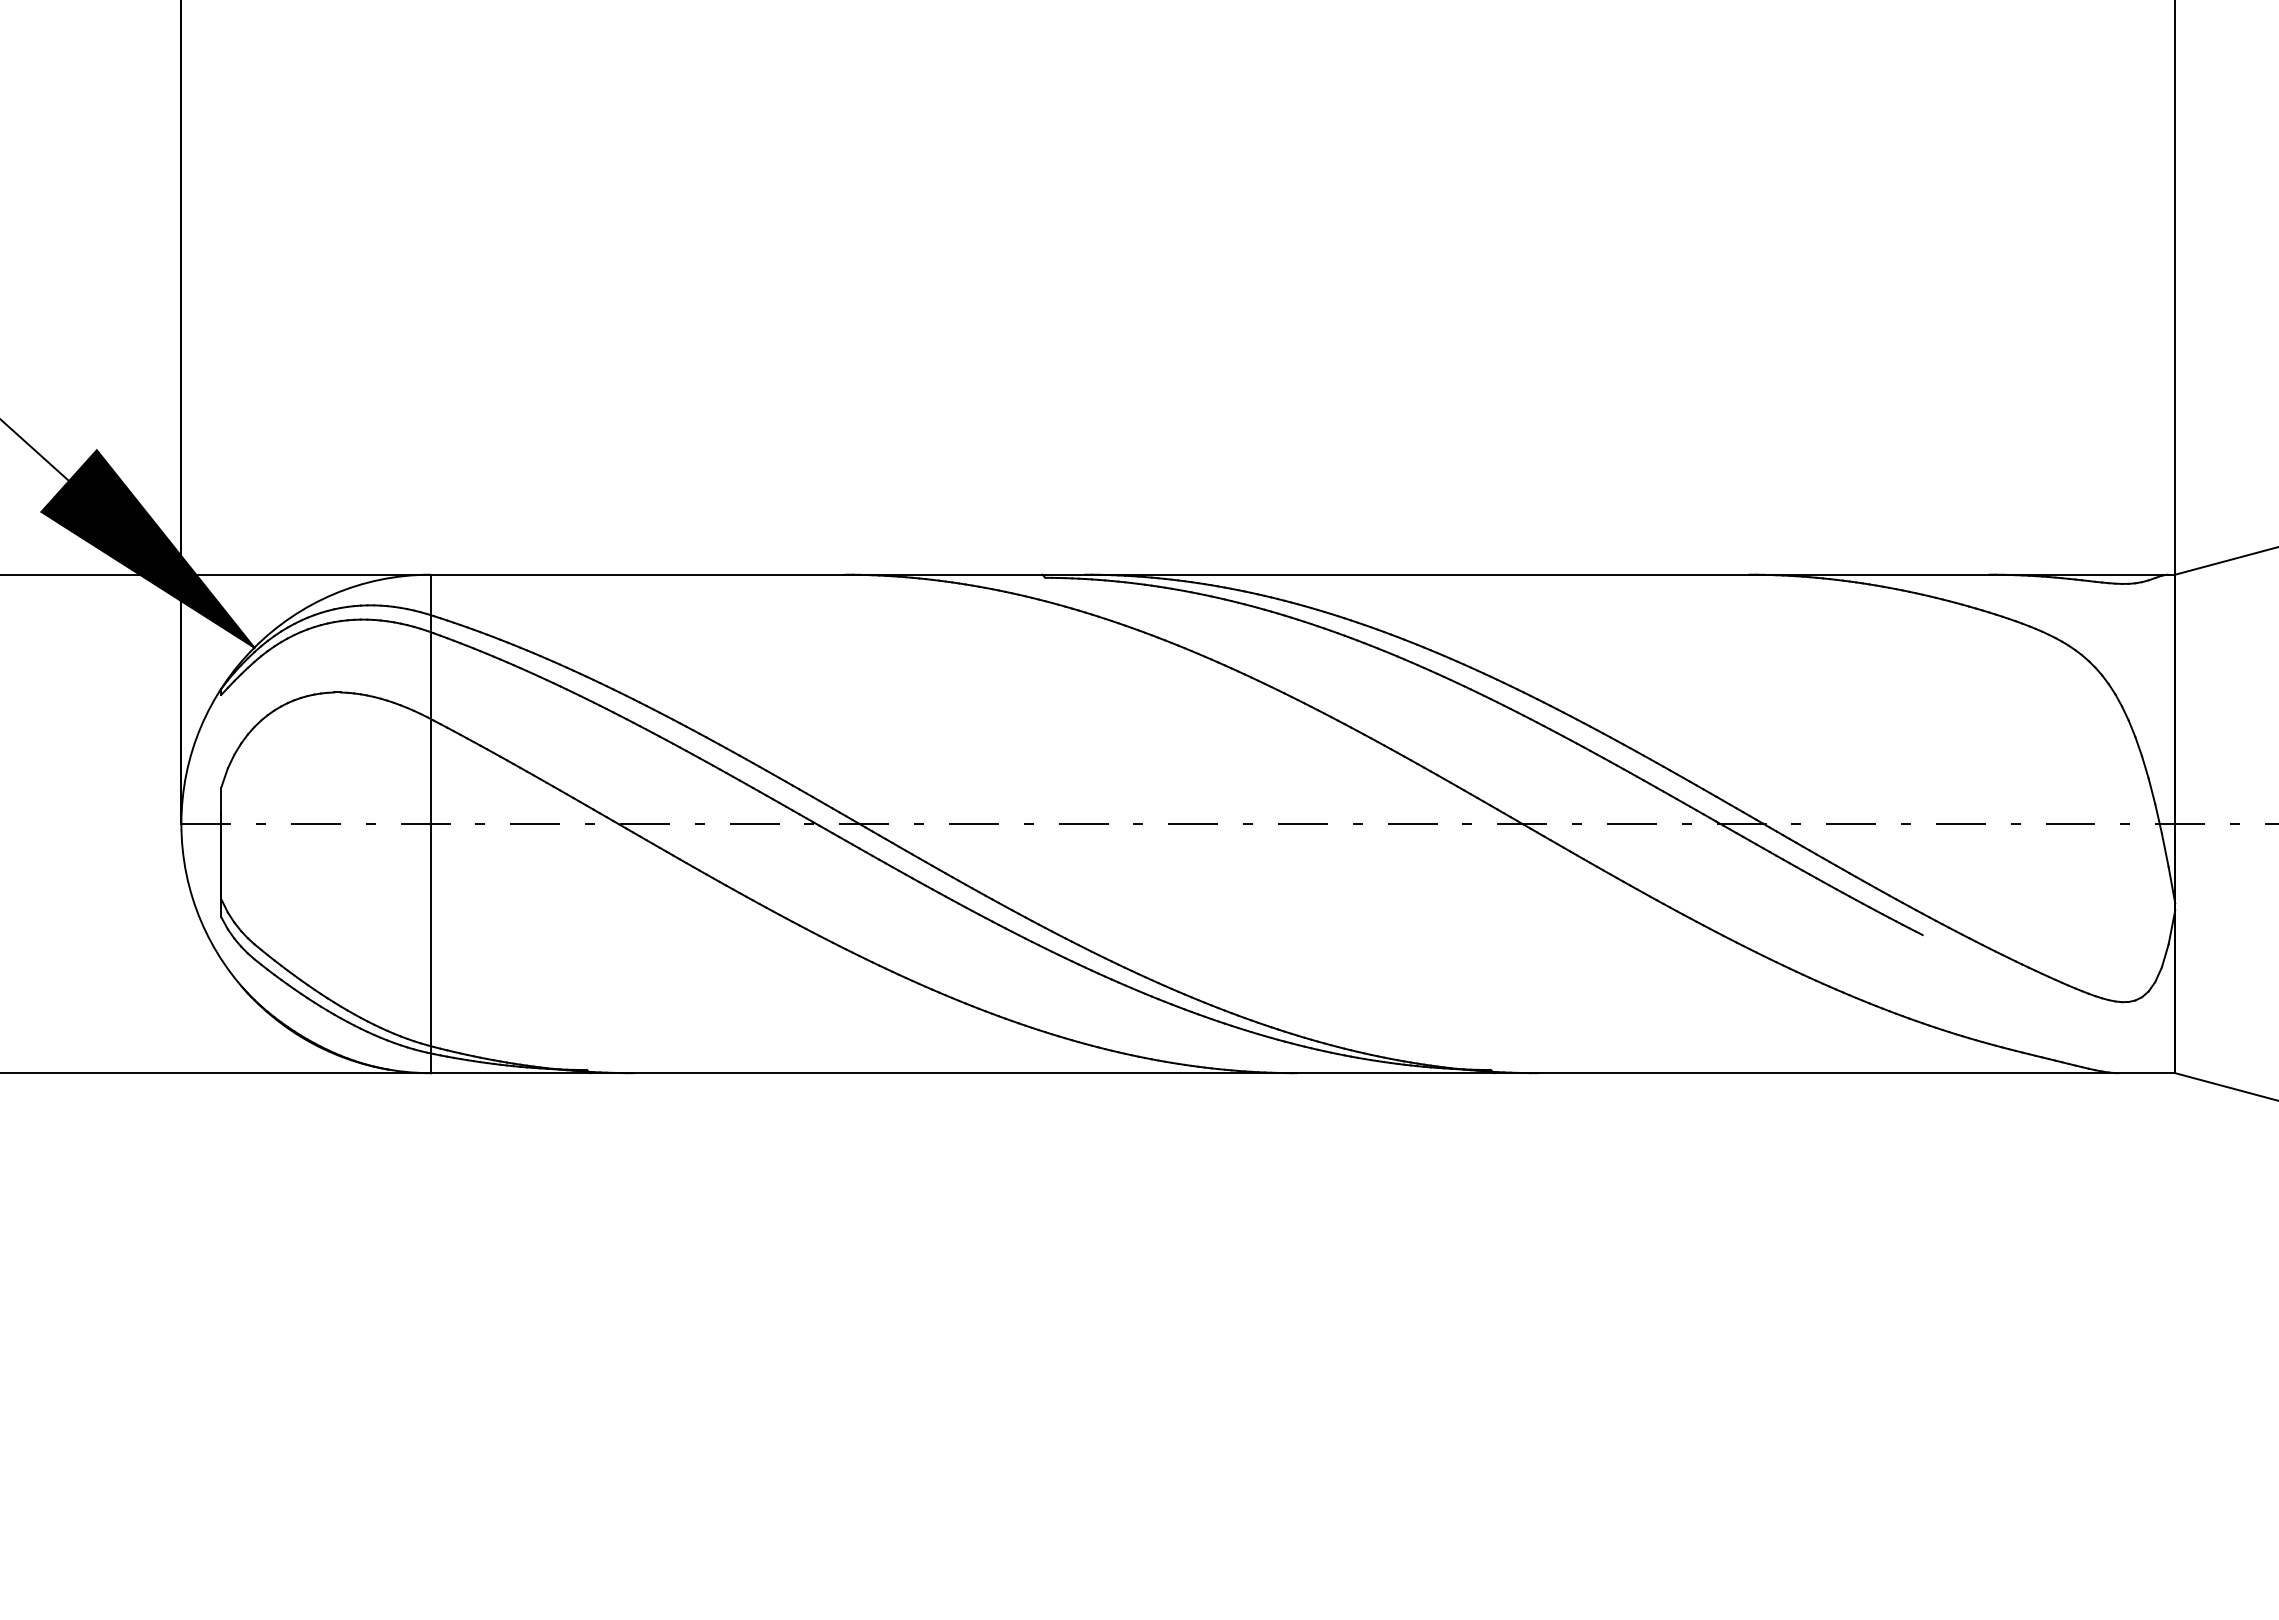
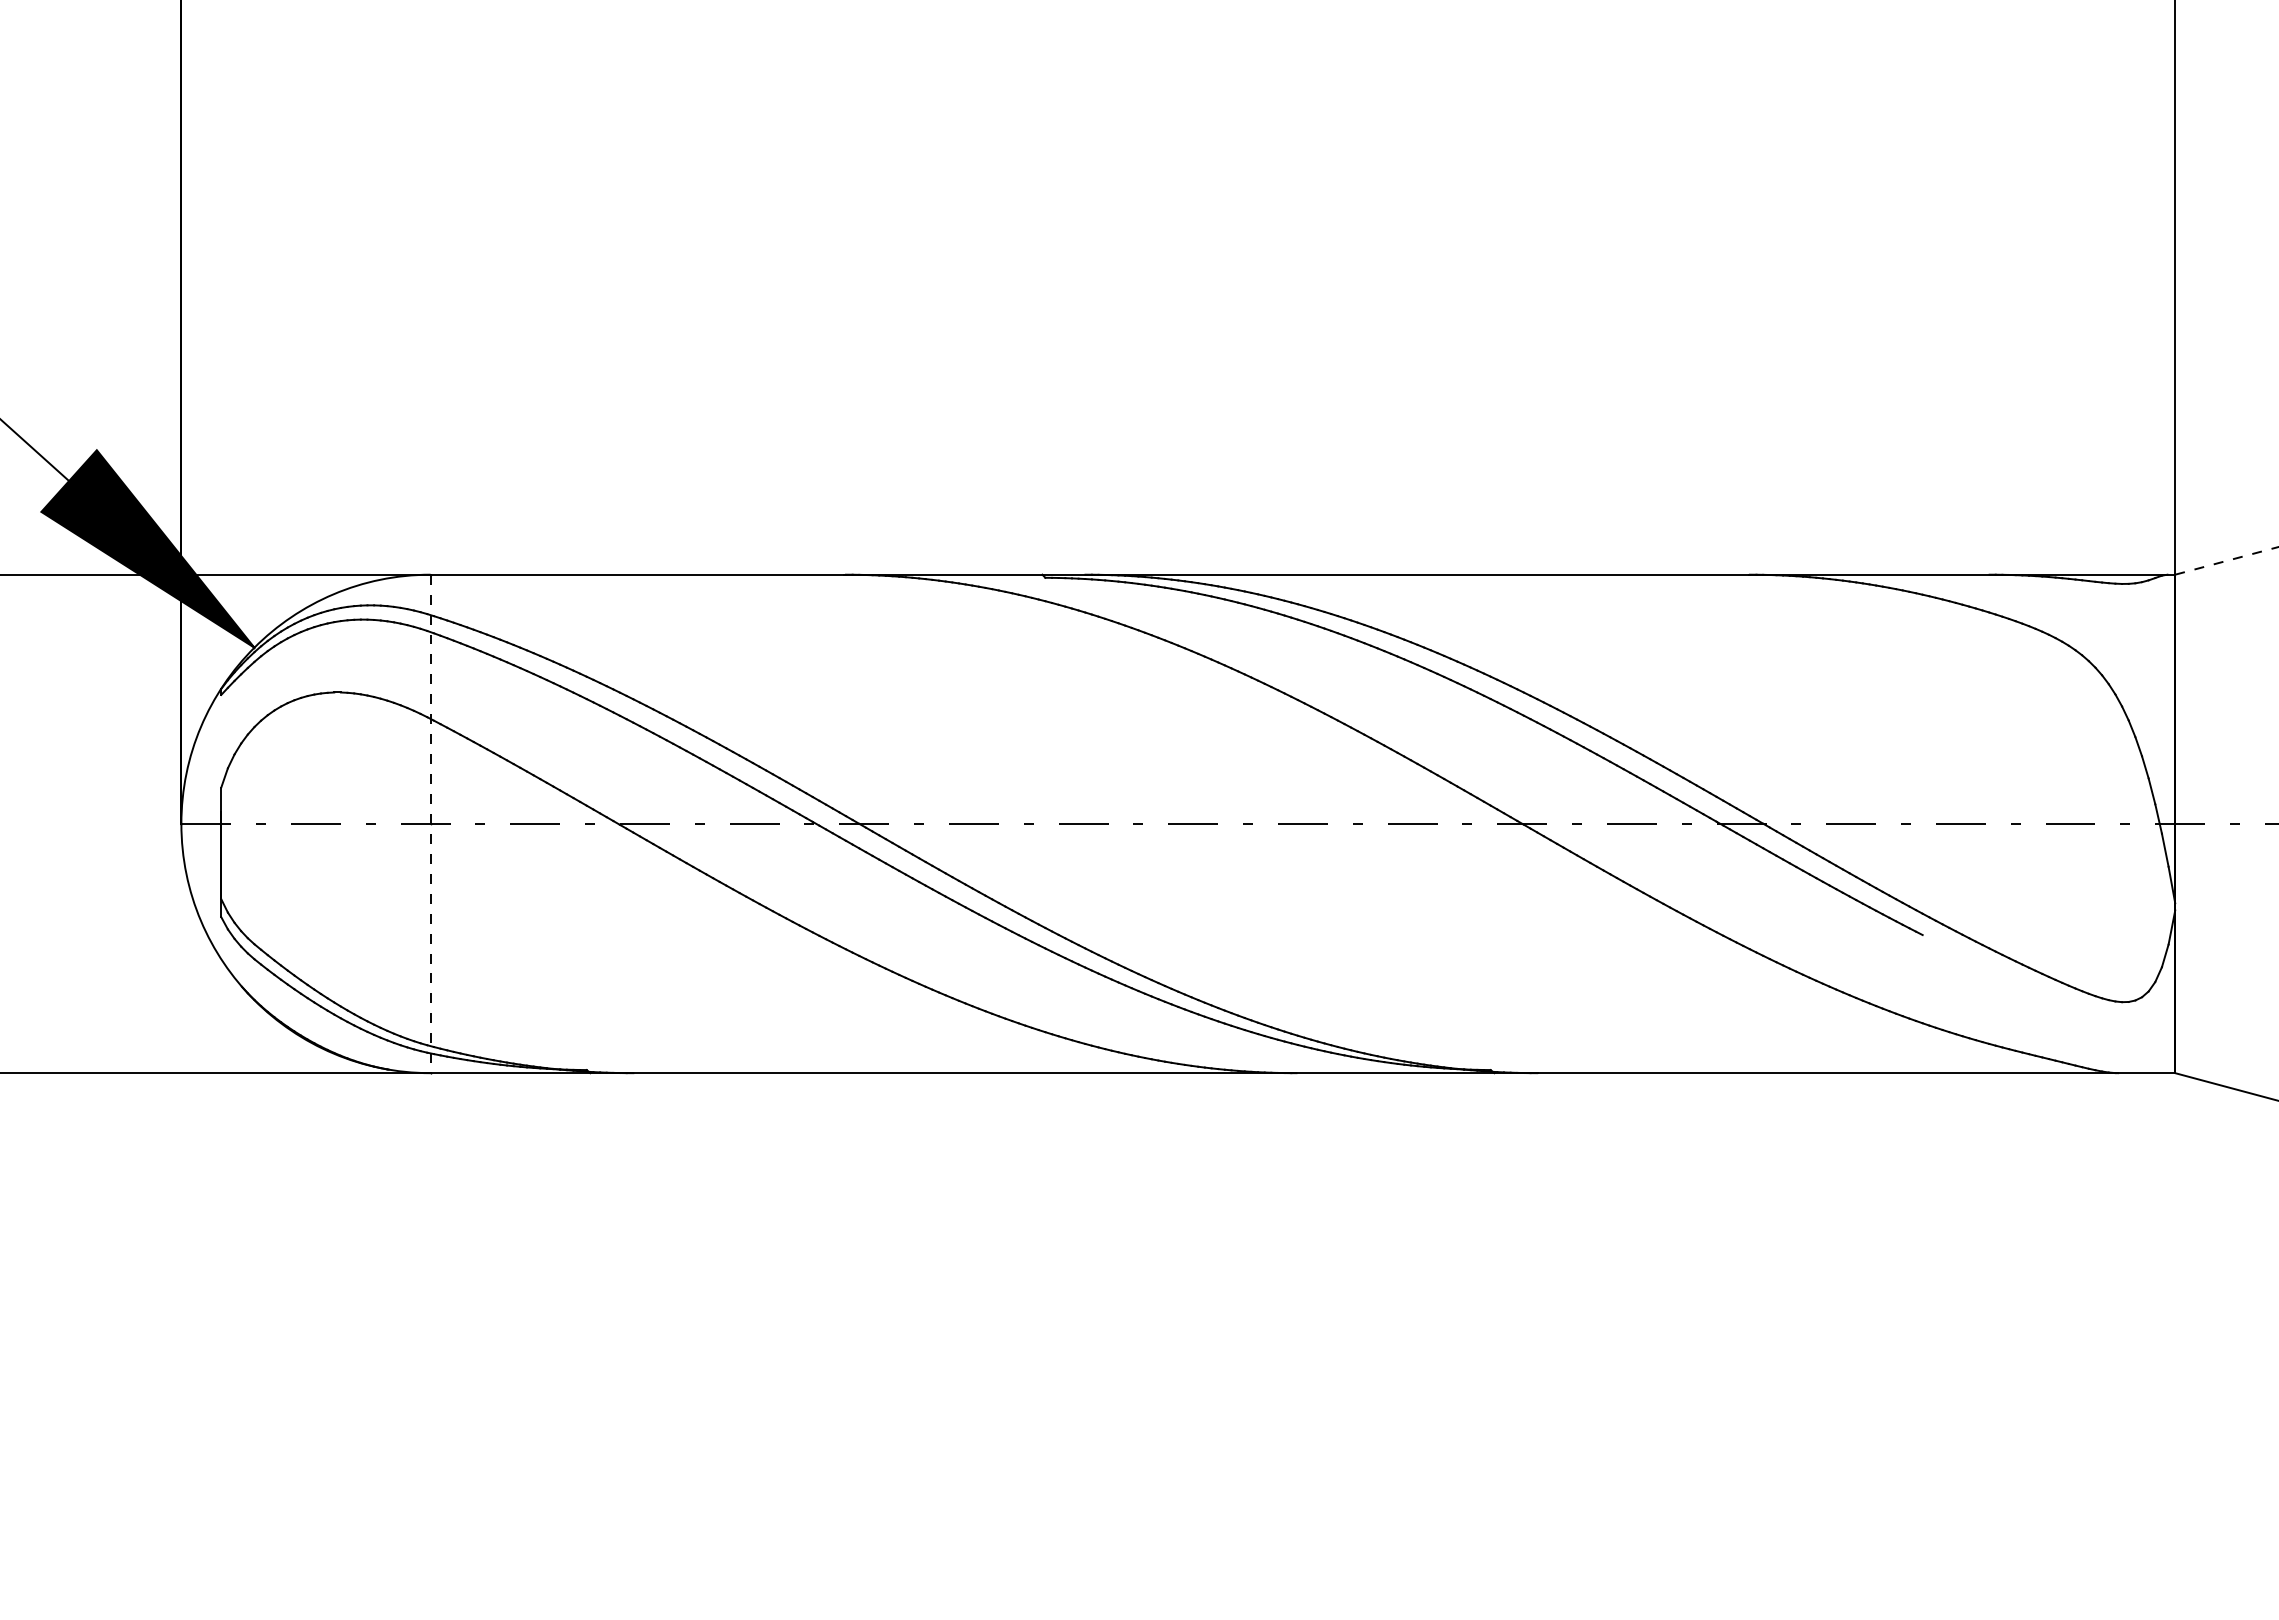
line: solid -> dashed (2227, 560)
line: solid -> dashed (430, 824)
